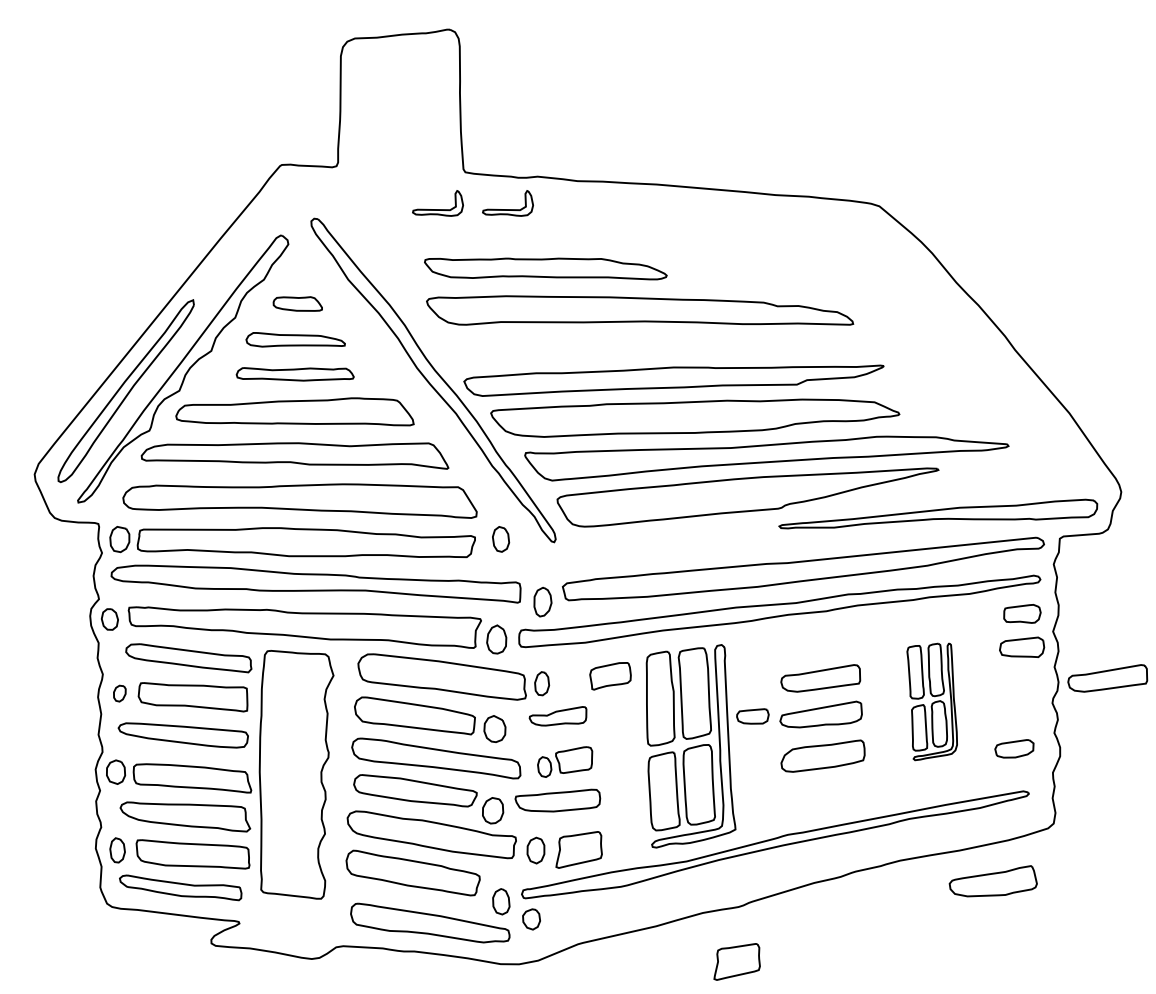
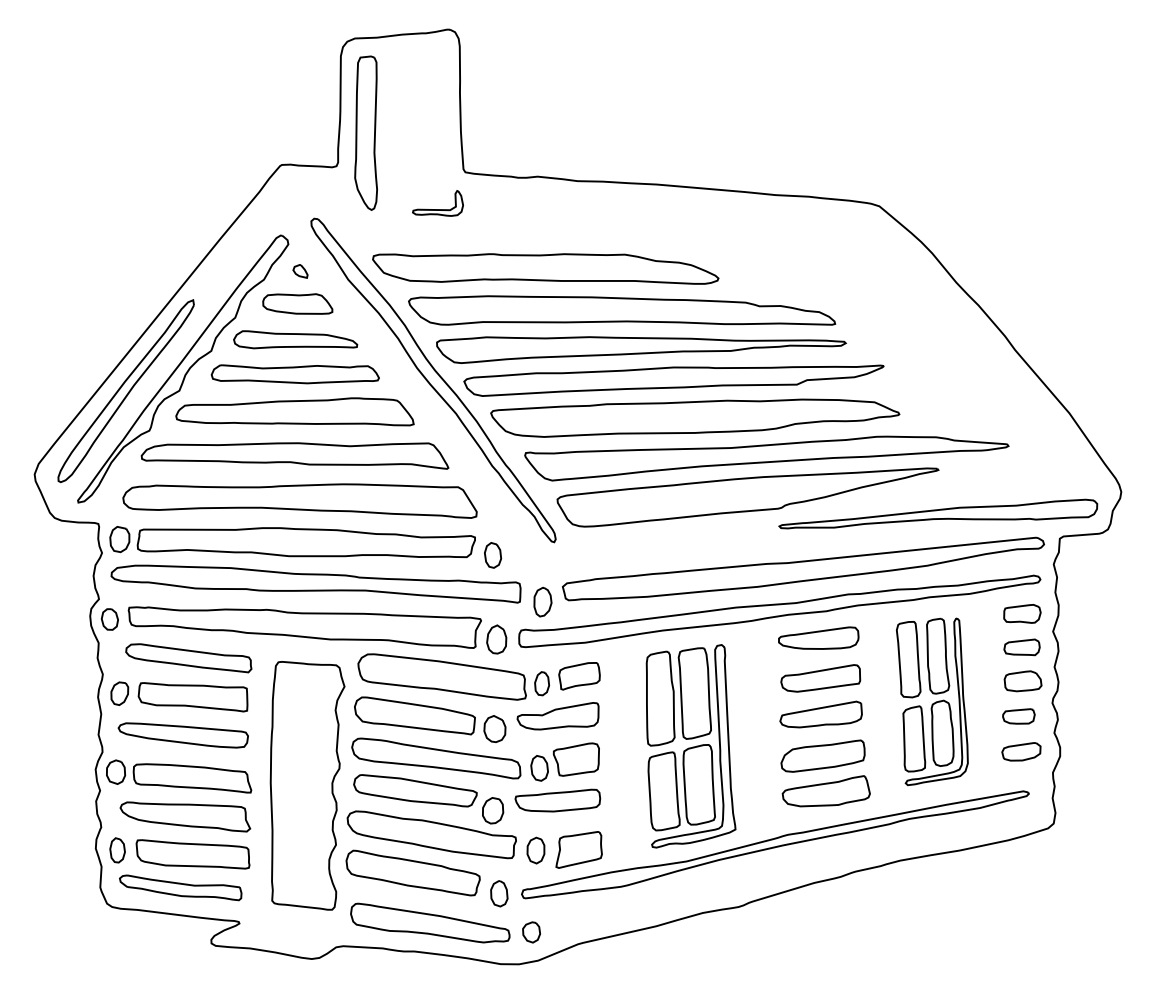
part: none -> present (365, 132)
part: present -> none (507, 203)
part size: 244x24 px -> 348x32 px (545, 268)
part: none -> present (300, 271)
part size: 51x16 px -> 72x22 px (297, 303)
part position: (640, 310) -> (622, 310) (622, 310)
part size: 101x16 px -> 126x20 px (295, 339)
part: none -> present (641, 349)
part size: 120x15 px -> 170x21 px (294, 374)
part position: (501, 539) -> (493, 555) (493, 555)
part: none -> present (818, 637)
part size: 47x22 px -> 38x19 px (1021, 647)
part position: (610, 676) -> (579, 676) (579, 676)
part: present -> none (1107, 678)
part: none -> present (1022, 681)
part size: 14x19 px -> 20x25 px (119, 693)
part size: 52x120 px -> 74x170 px (931, 701)
part size: 60x21 px -> 84x29 px (557, 716)
part position: (752, 716) -> (1018, 716) (1018, 716)
part position: (1014, 748) -> (1021, 751) (1021, 751)
part size: 57x32 px -> 70x40 px (564, 761)
part position: (296, 774) -> (307, 785) (307, 785)
part position: (992, 881) -> (825, 791) (825, 791)
part position: (501, 901) -> (499, 893) (499, 893)
part position: (531, 919) -> (531, 932) (531, 932)
part: present -> none (736, 961)
